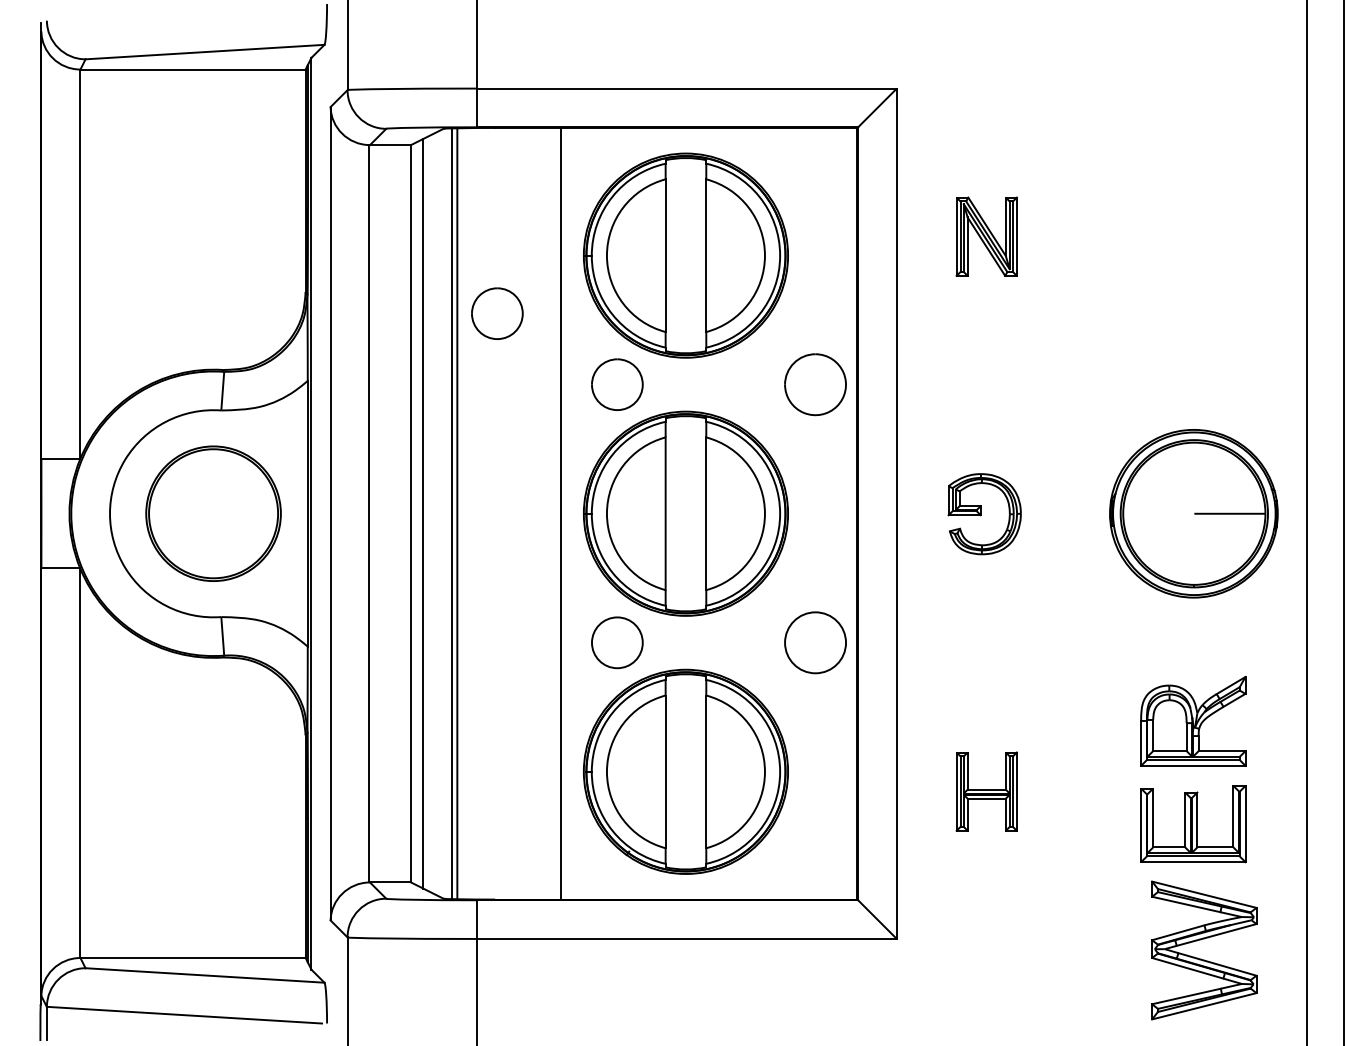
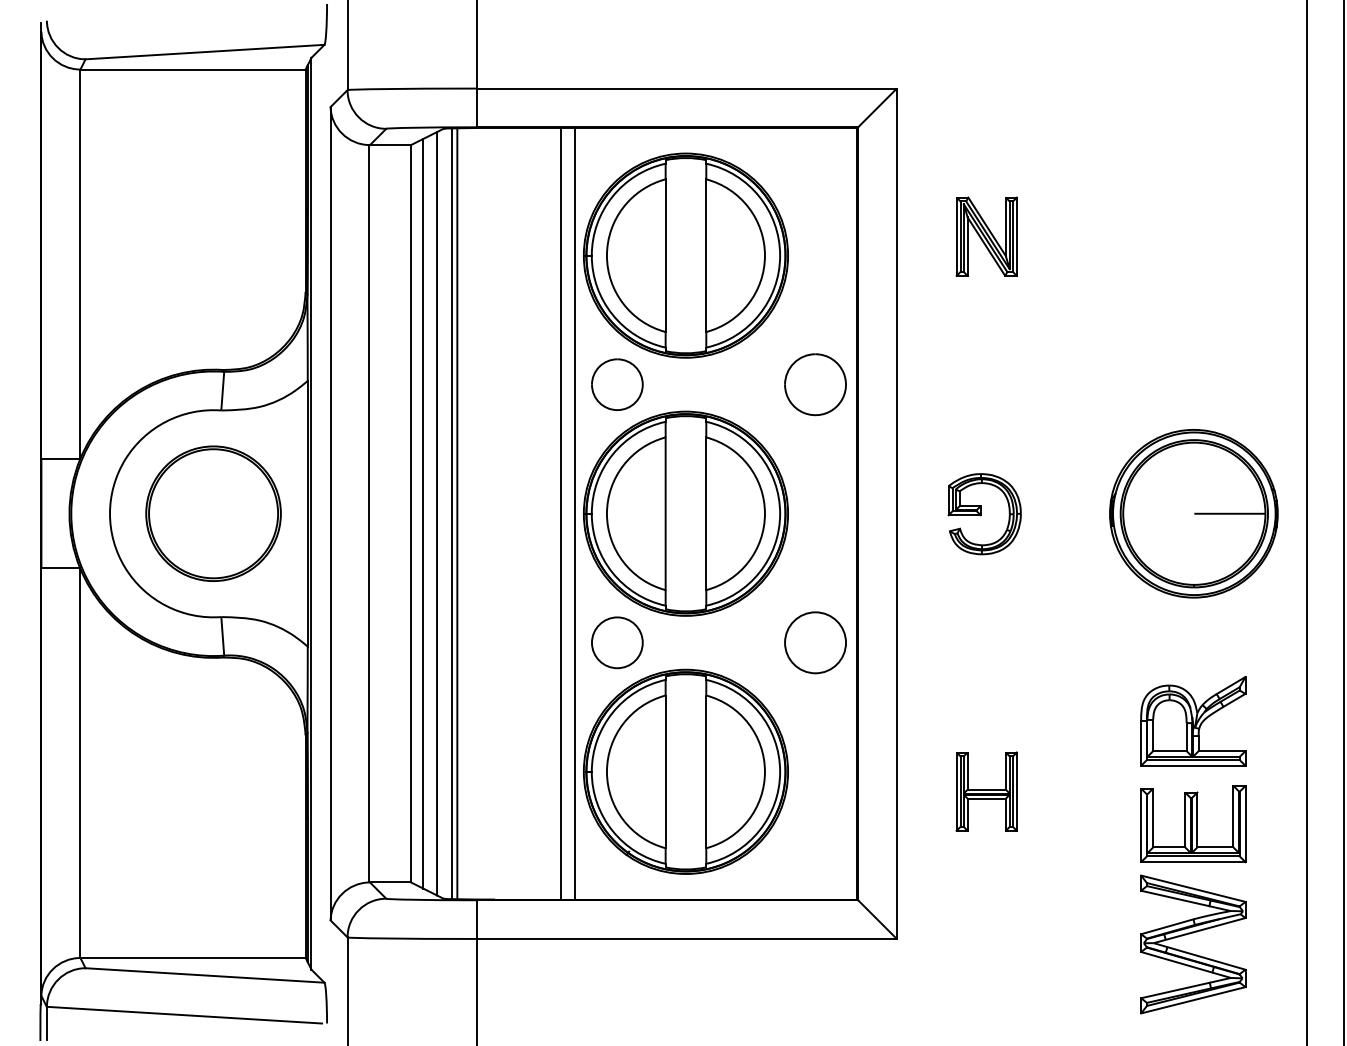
part: present -> none (497, 313)
line: none -> present (437, 513)
line: none -> present (575, 513)
part position: (1201, 958) -> (1190, 952) (1190, 952)
